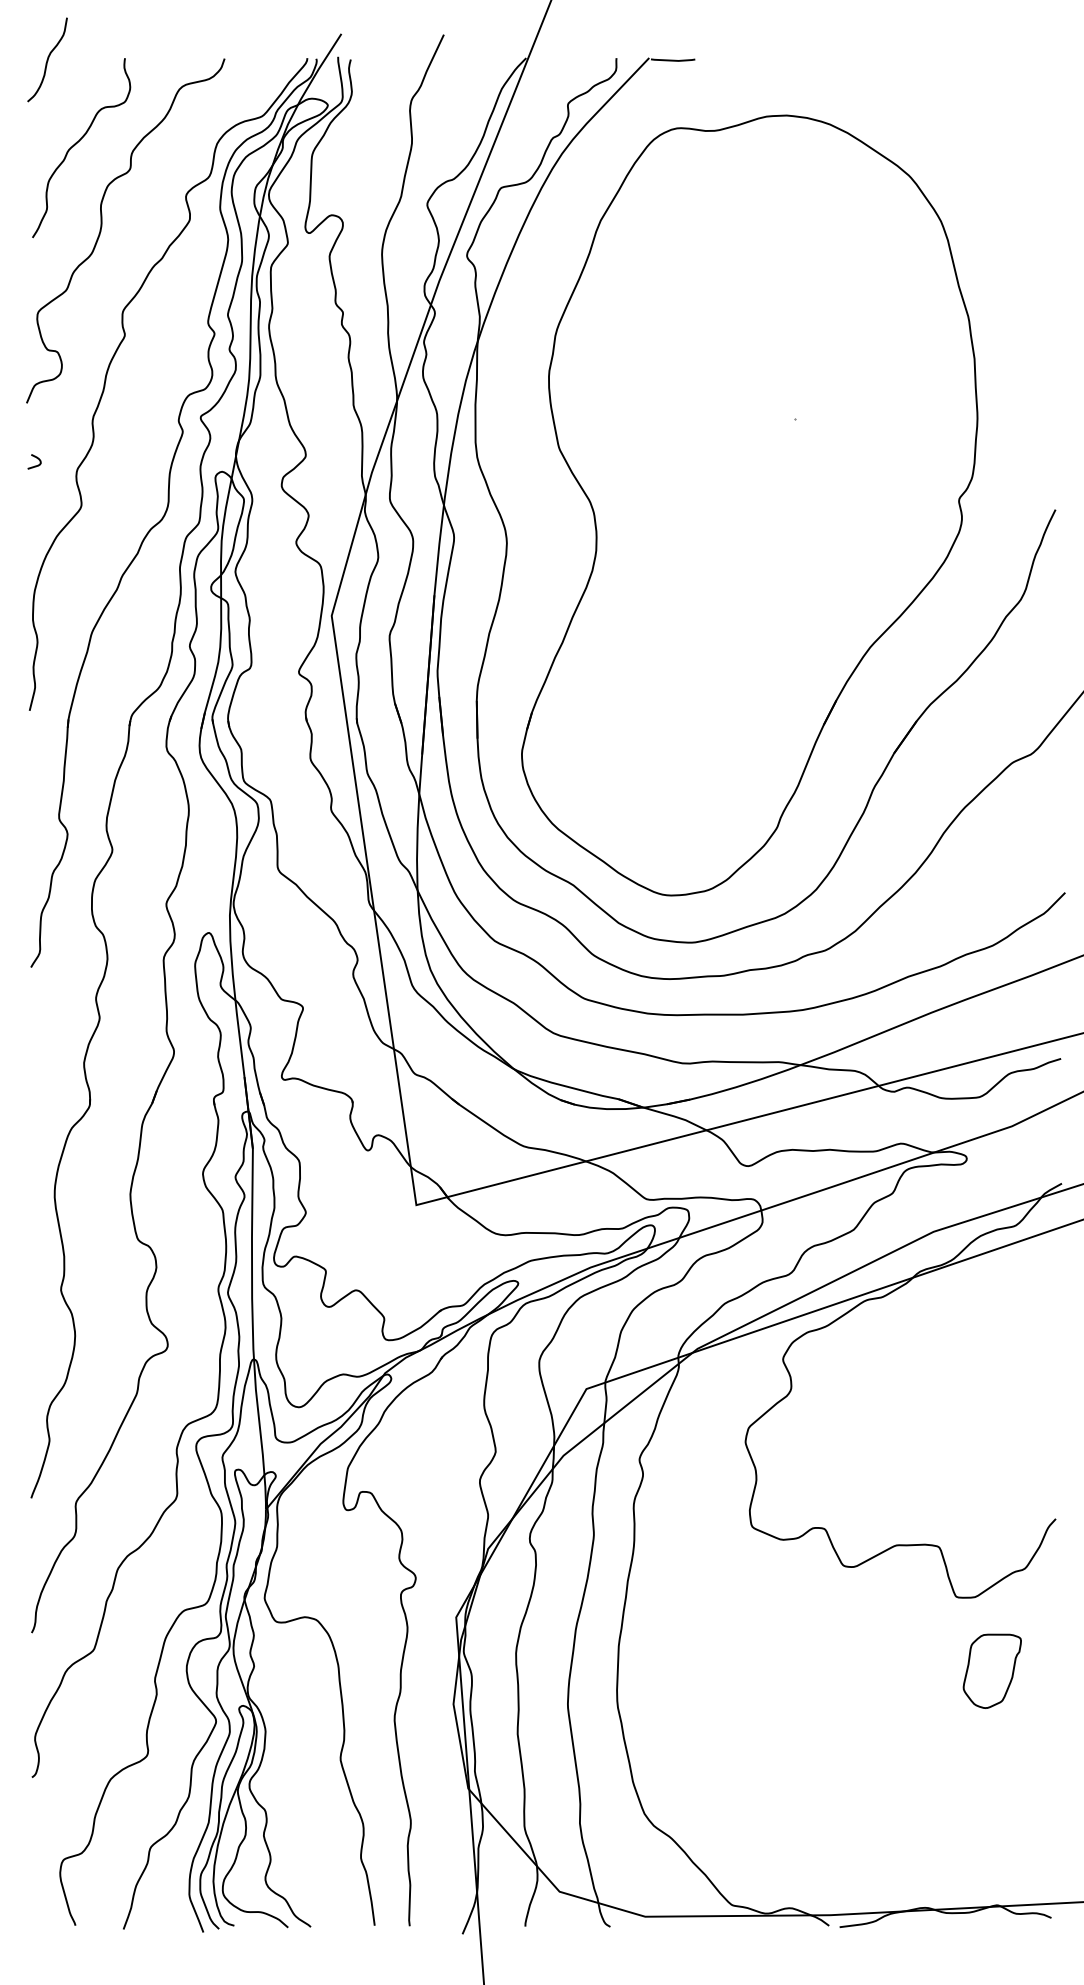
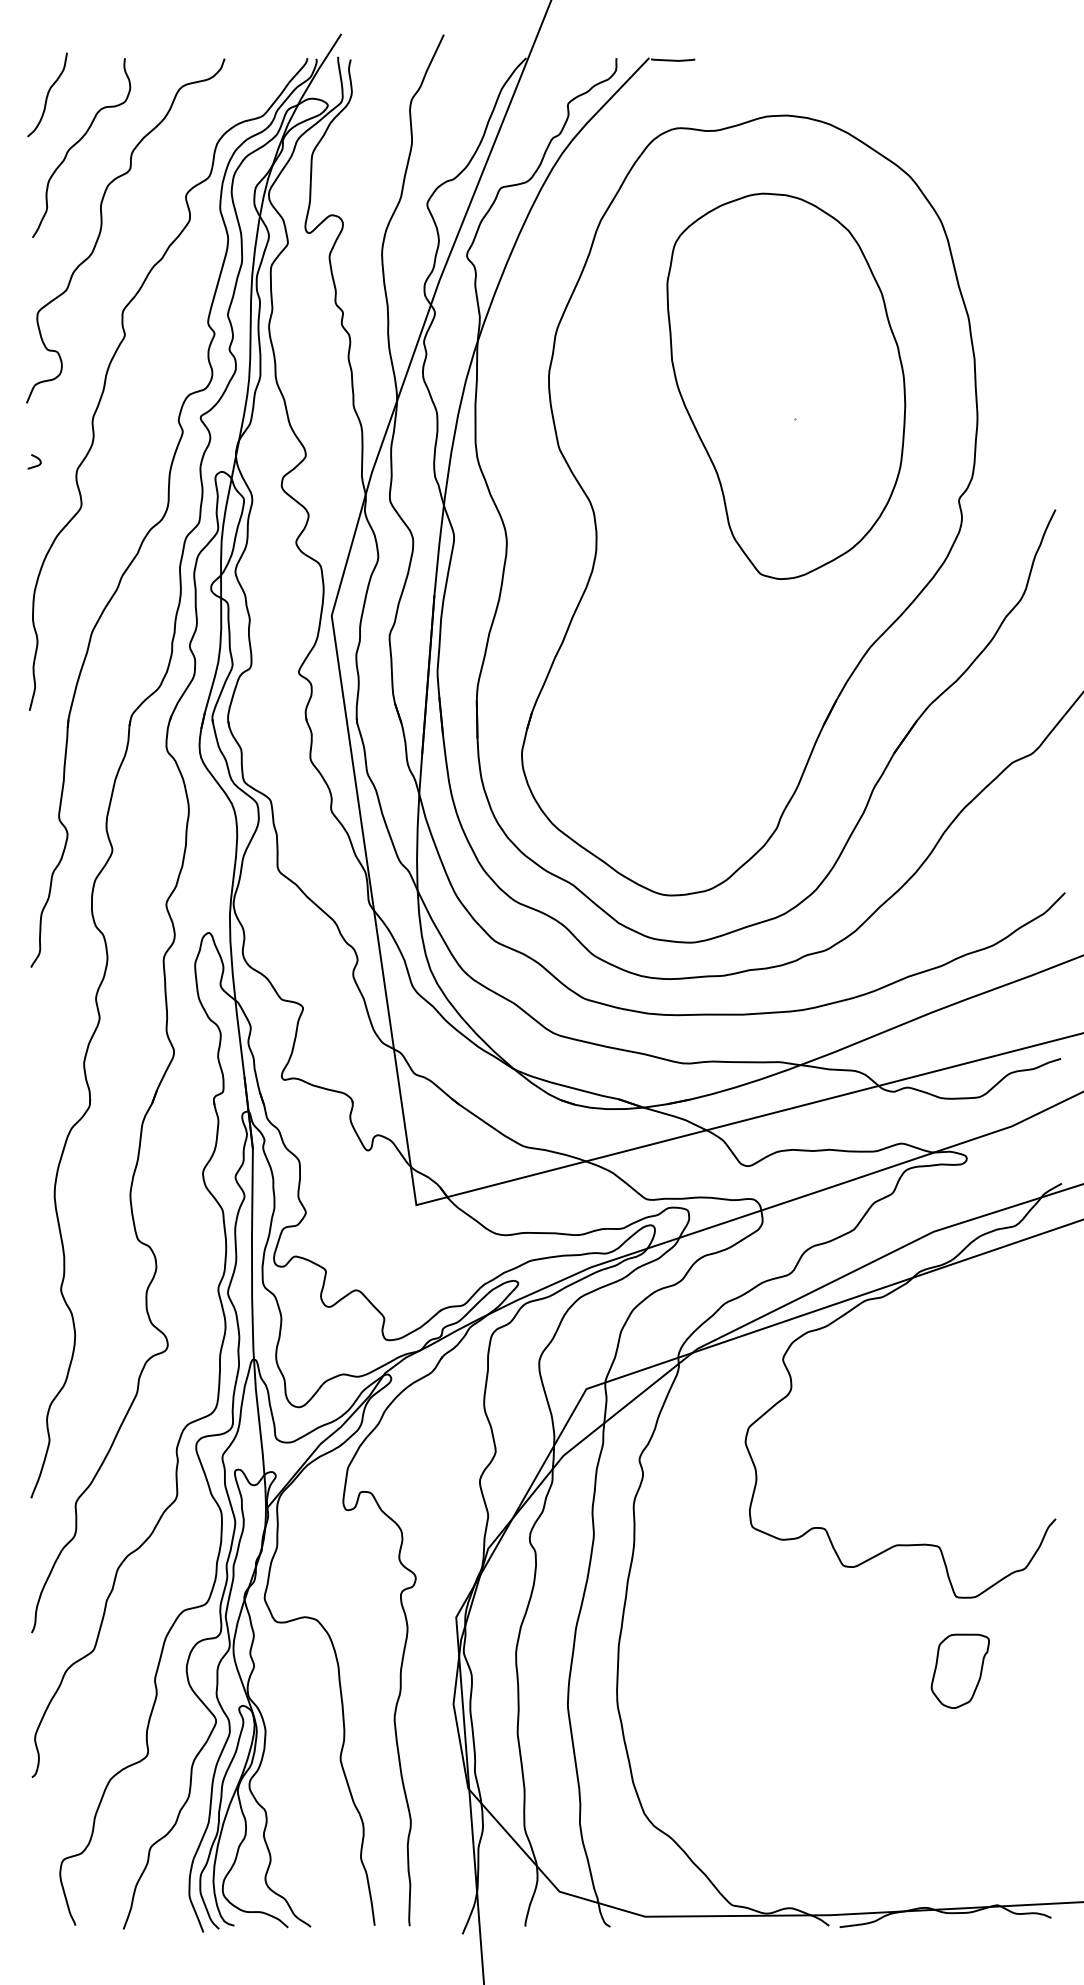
curve position: (47, 59) -> (47, 94) (47, 94)
part: none -> present (786, 385)
part position: (991, 1670) -> (959, 1670) (959, 1670)
